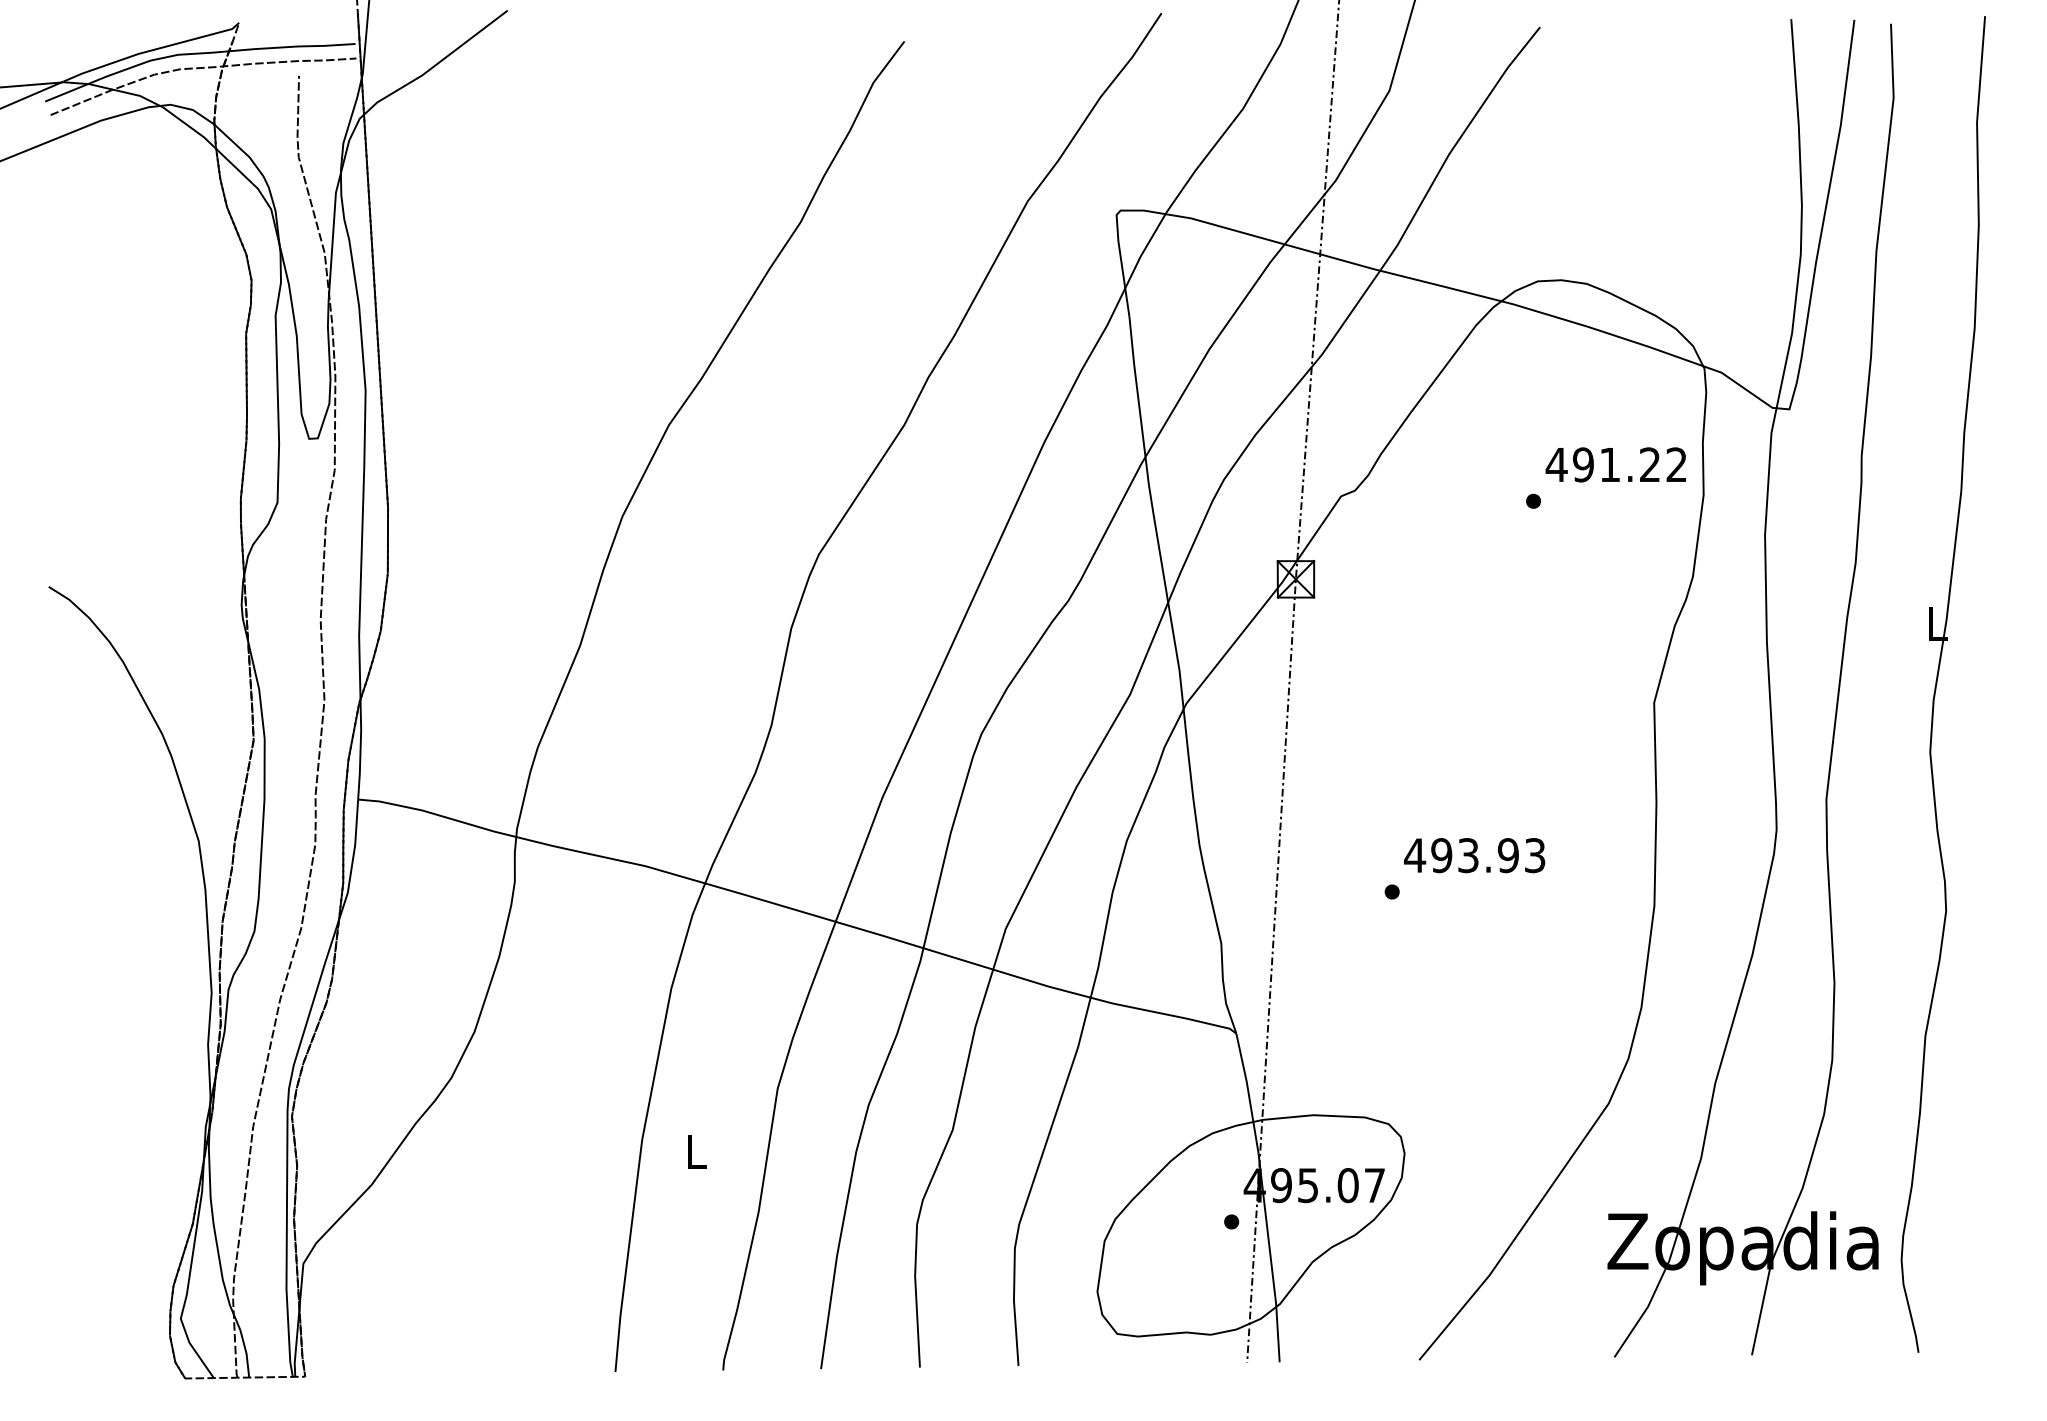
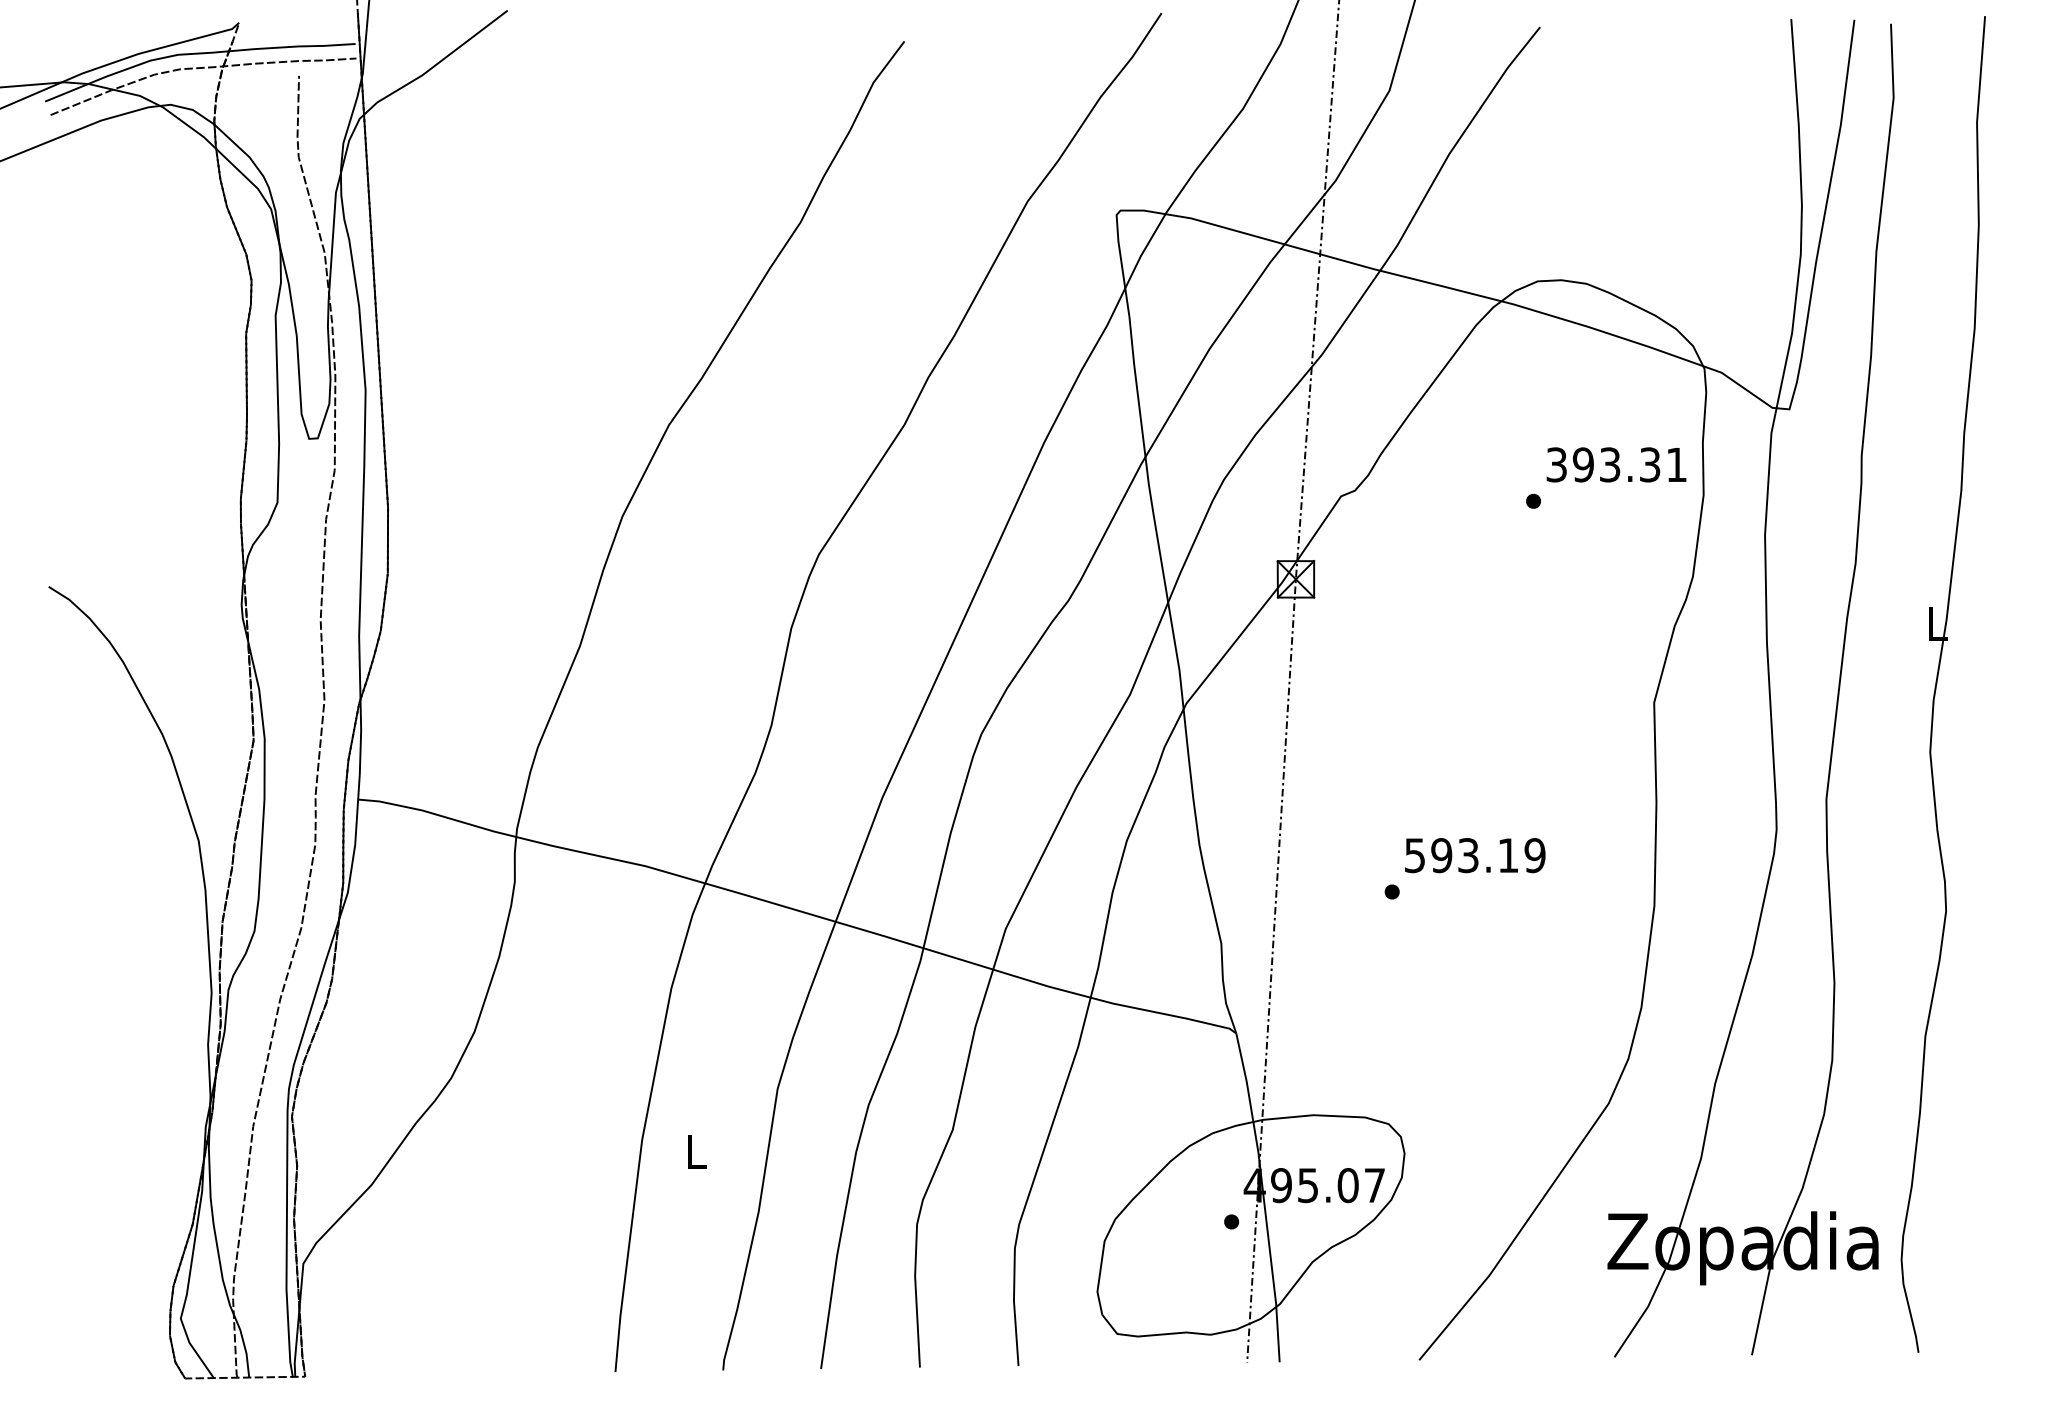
text: 491.22 -> 393.31 (1615, 464)
text: 493.93 -> 593.19 (1474, 855)
